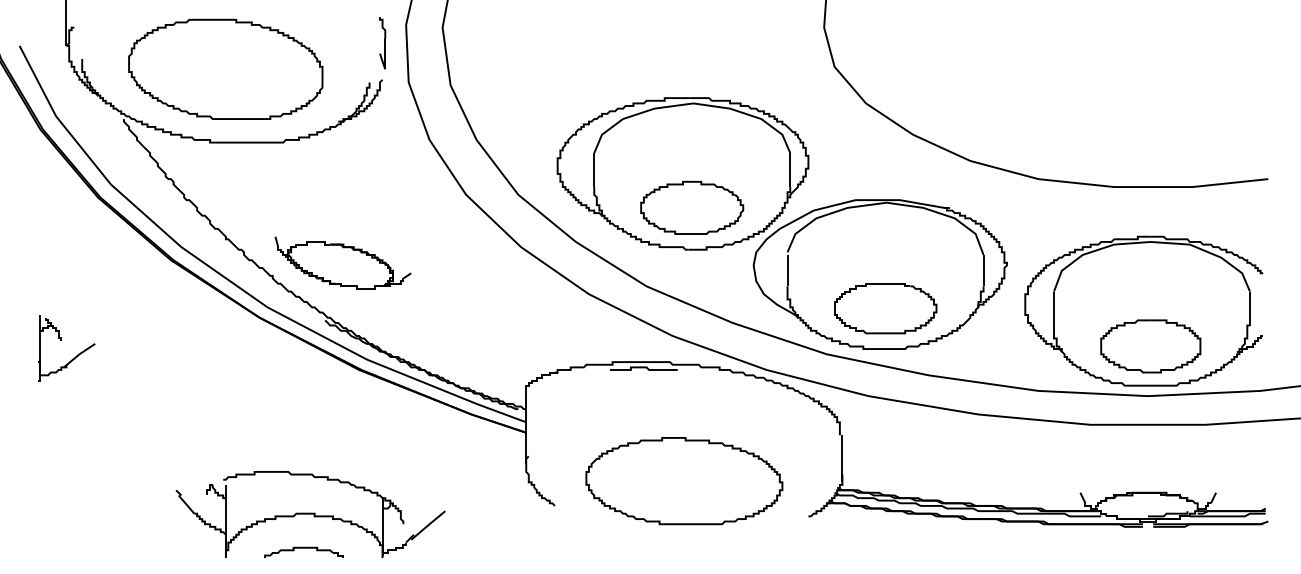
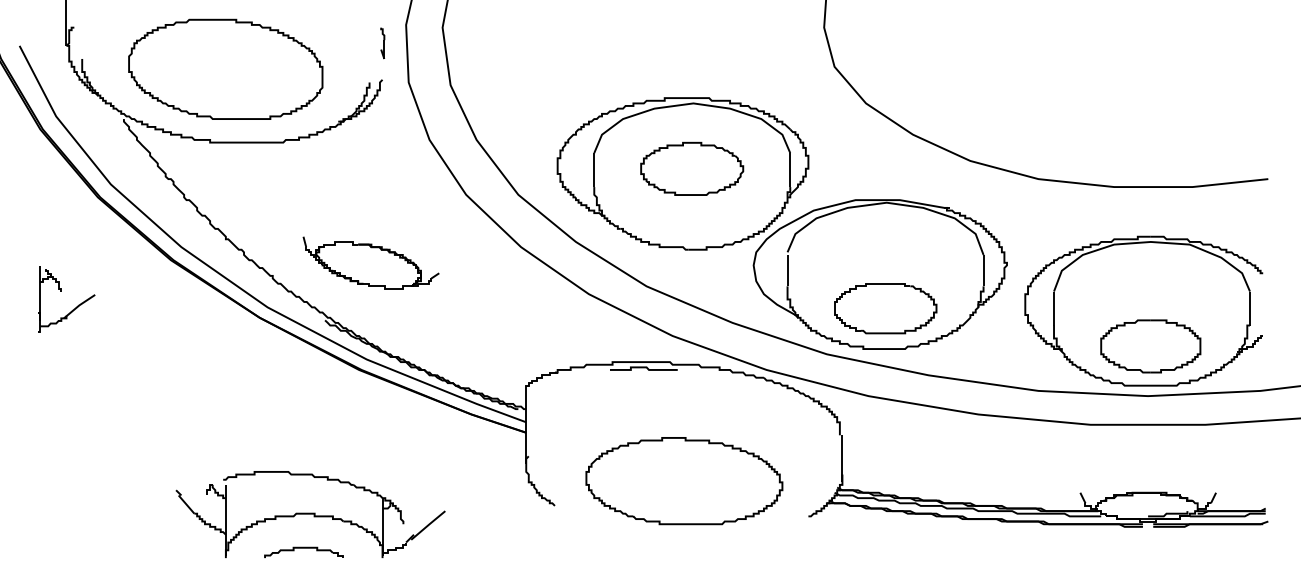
part size: 8x53 px -> 6x33 px (382, 43)
part position: (692, 207) -> (692, 168) (692, 168)
part position: (342, 262) -> (370, 262) (370, 262)
part position: (61, 340) -> (61, 291) (61, 291)
